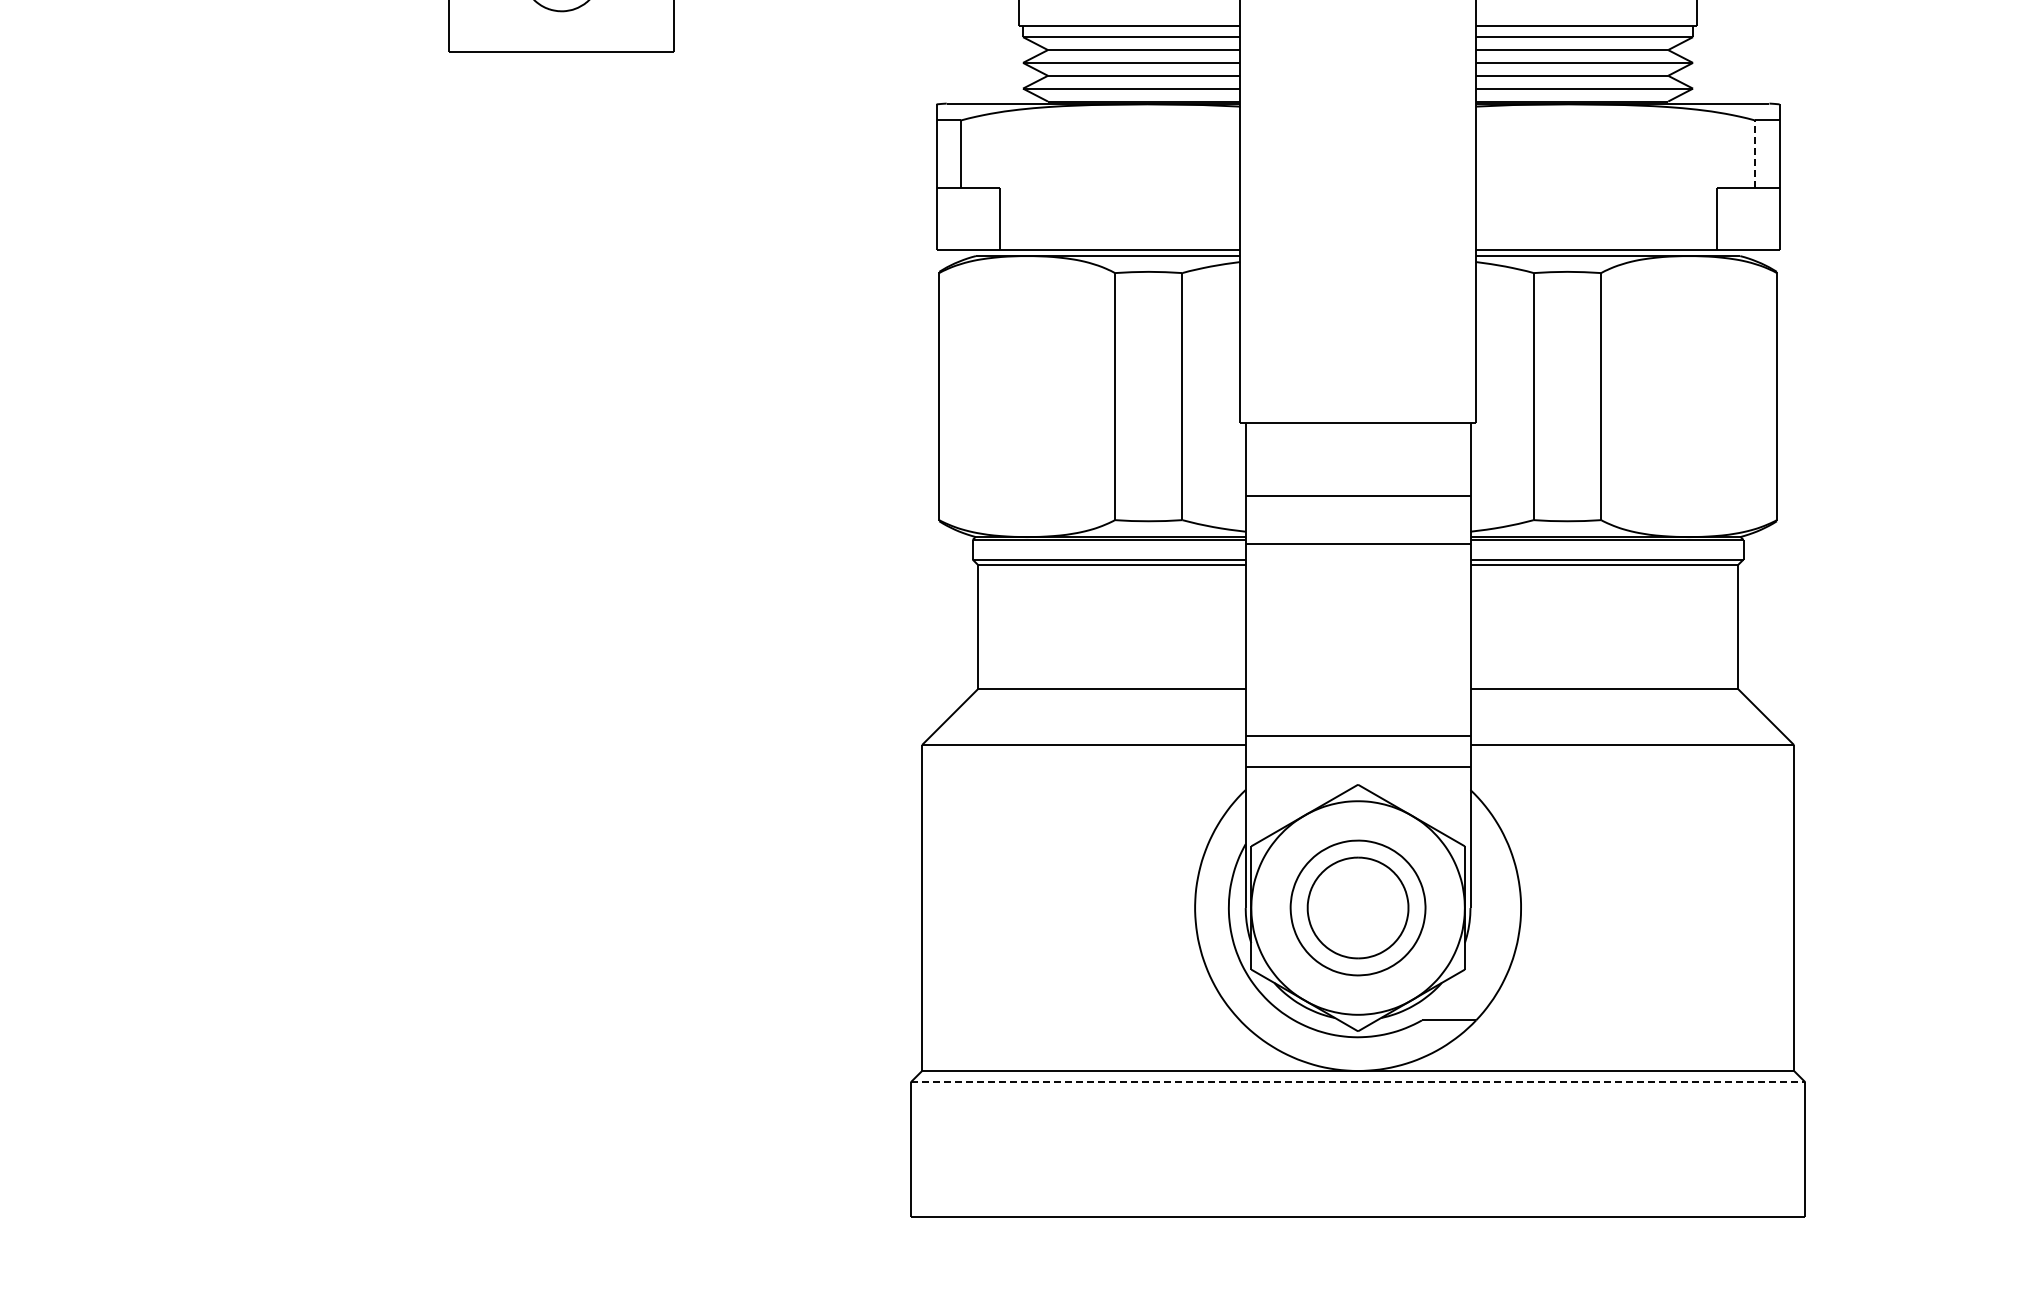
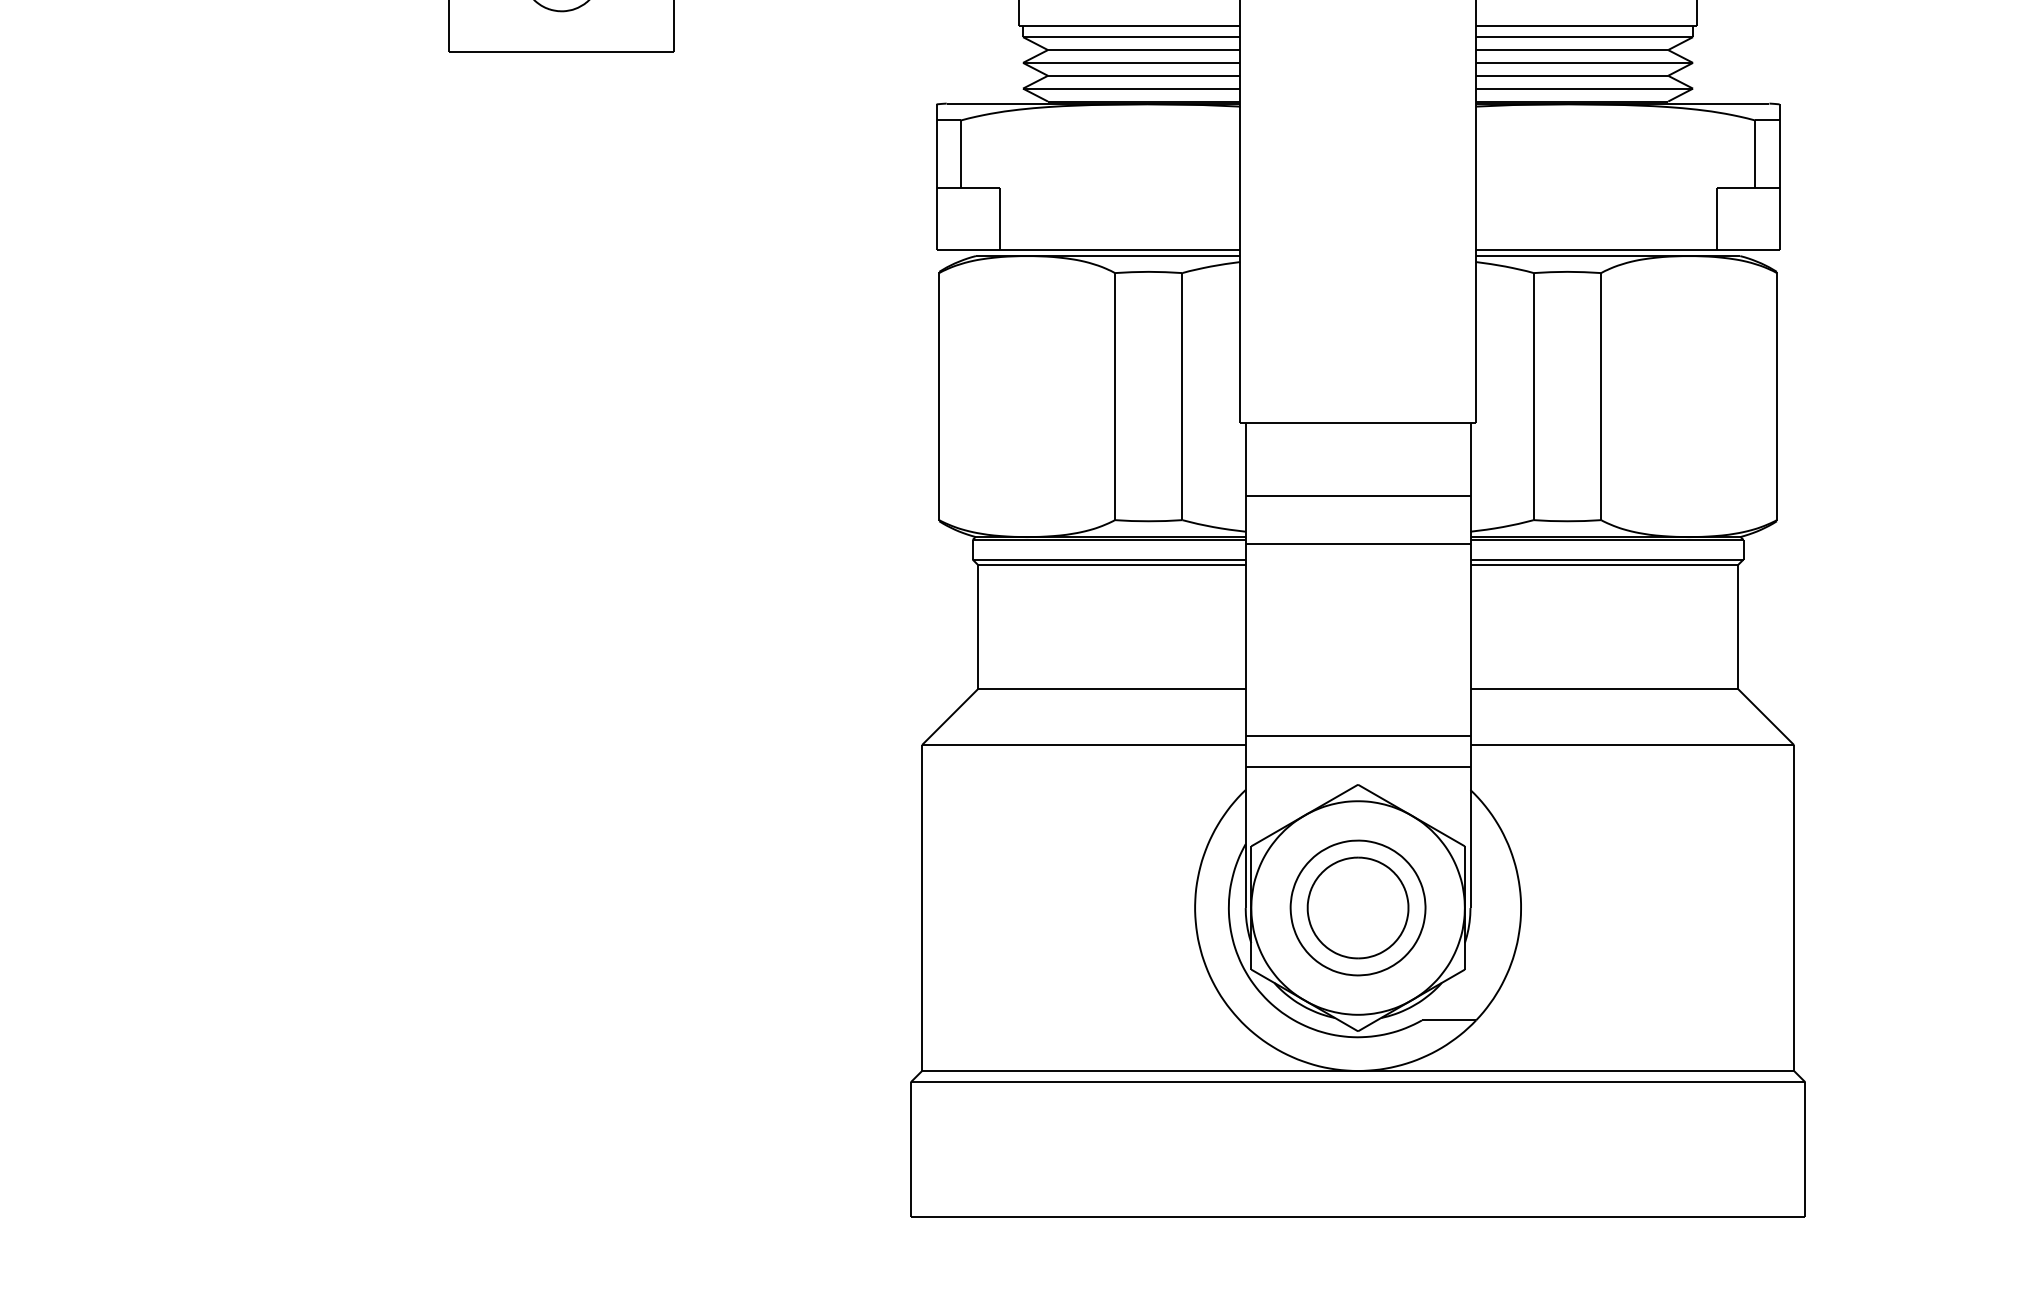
line: dashed -> solid (1755, 154)
line: dashed -> solid (1358, 1082)
